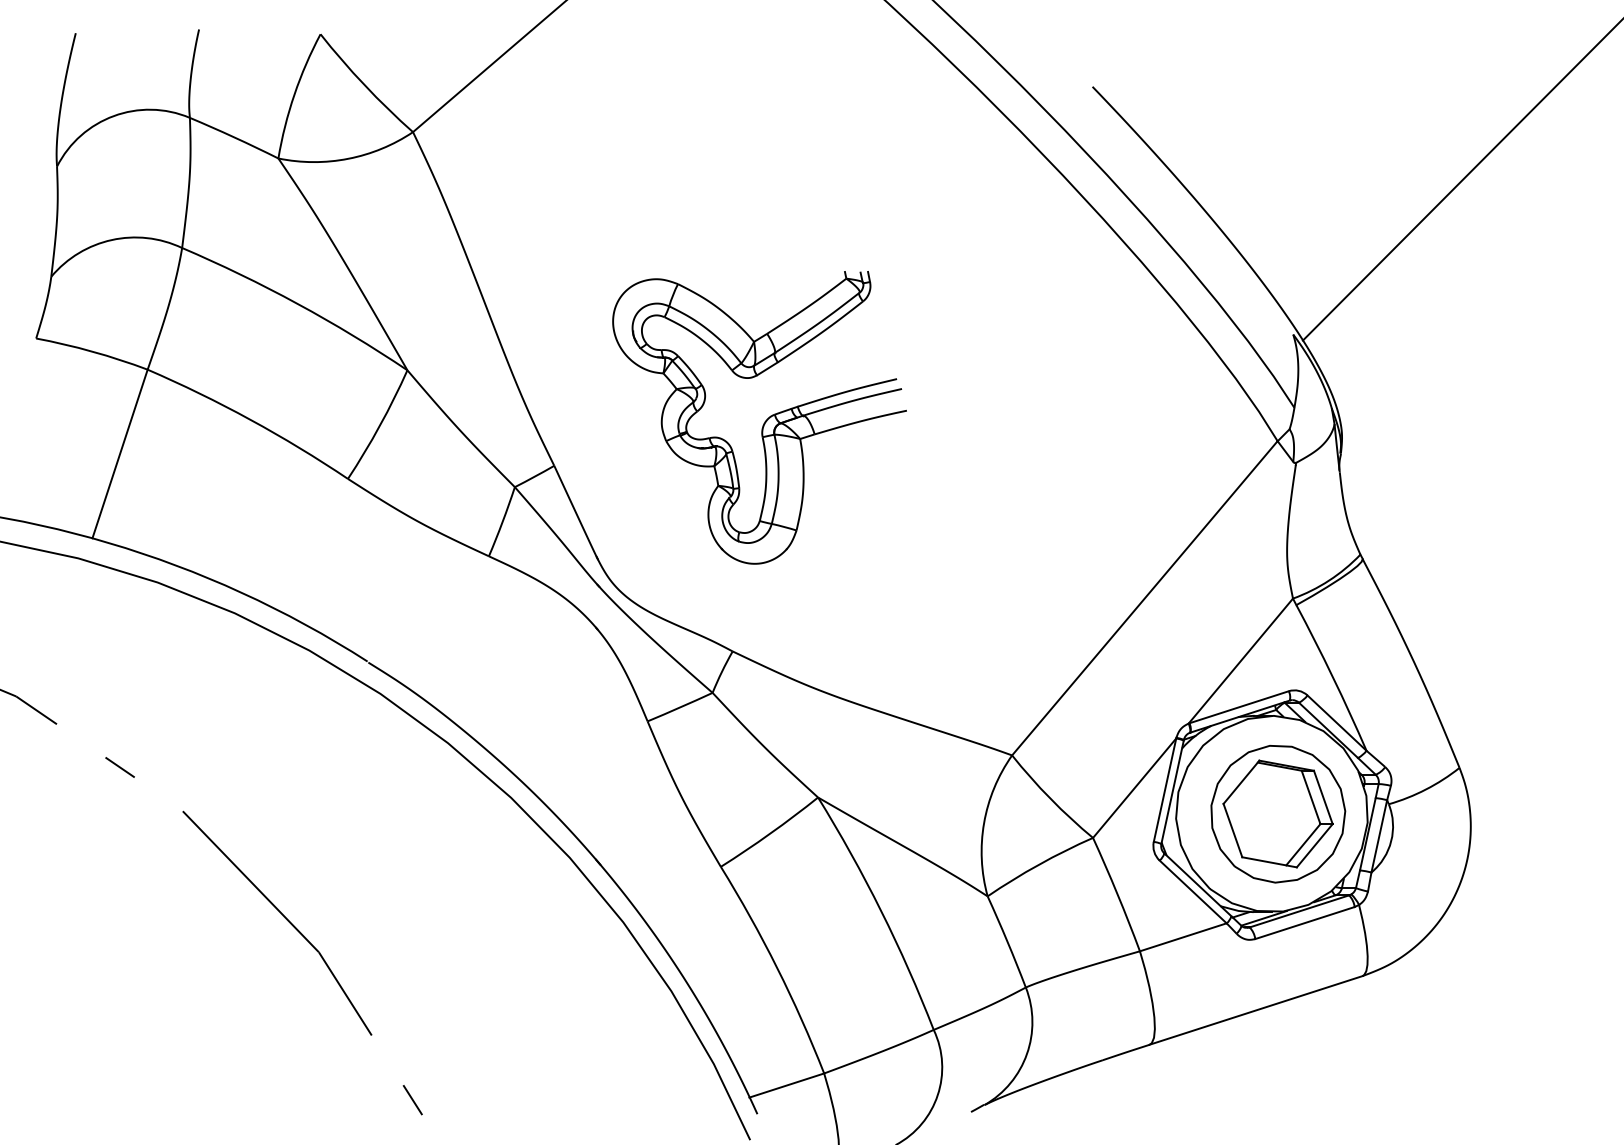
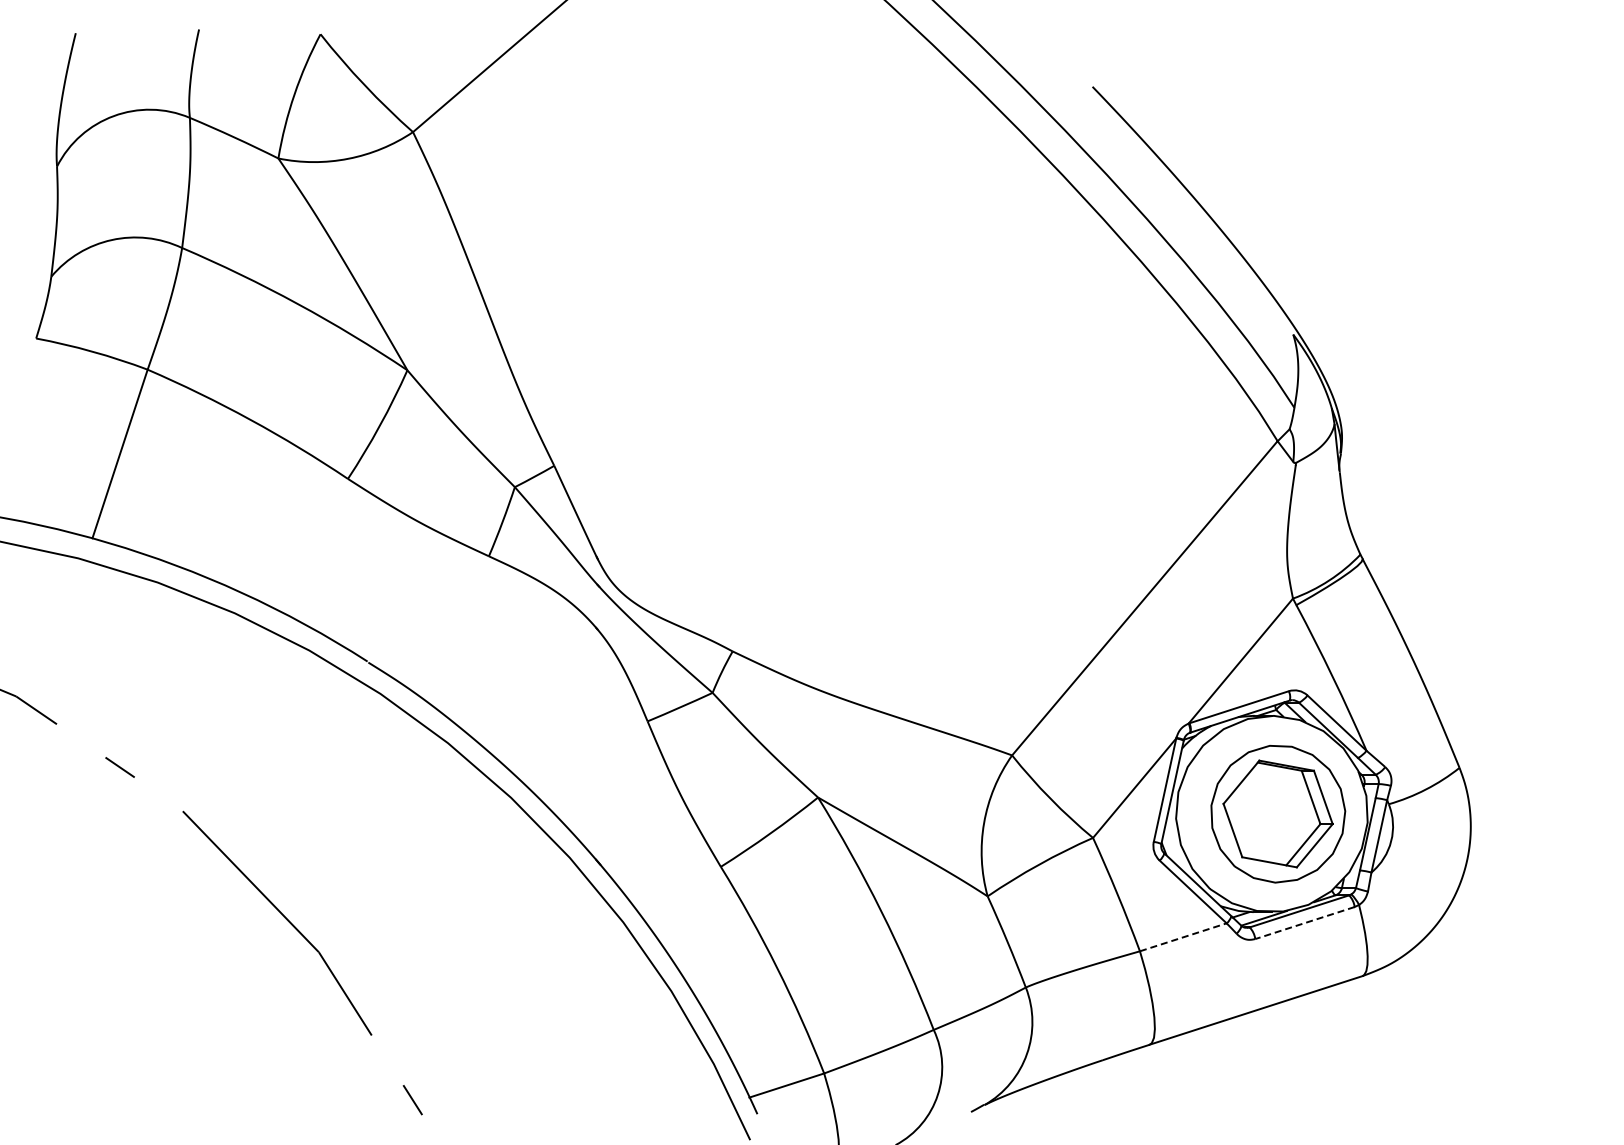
line: present -> none (1461, 180)
part: present -> none (764, 421)
line: solid -> dashed (1304, 923)
line: solid -> dashed (1183, 937)
